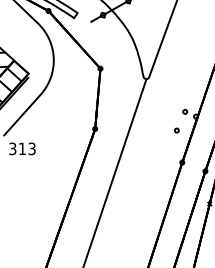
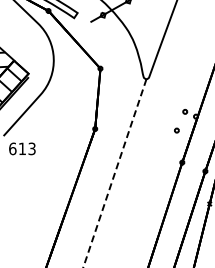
text: 313 -> 613 (12, 148)
line: solid -> dashed (114, 173)
